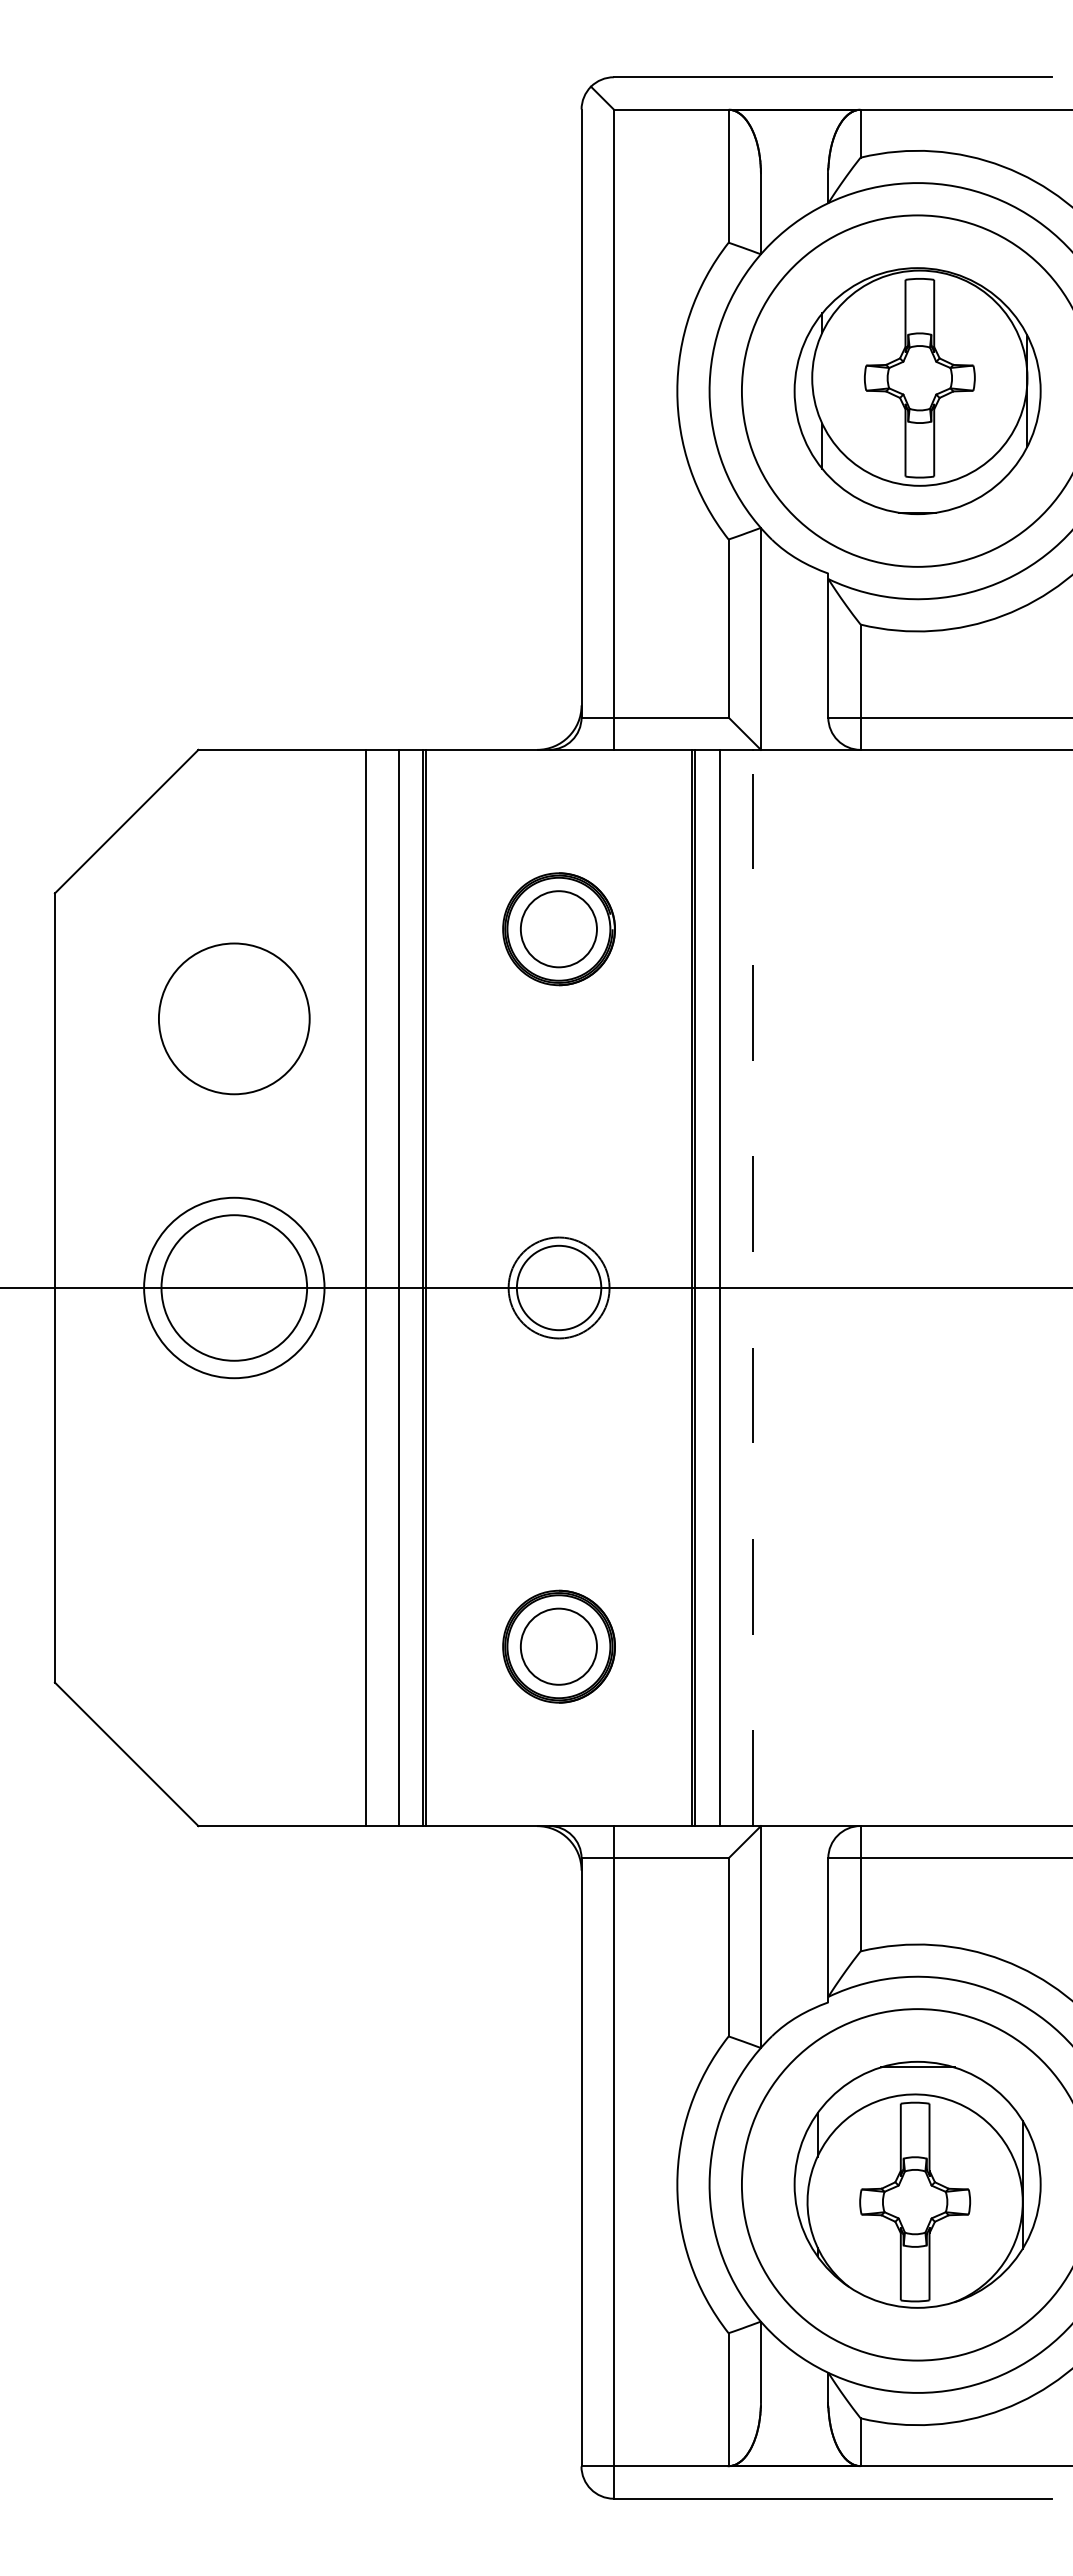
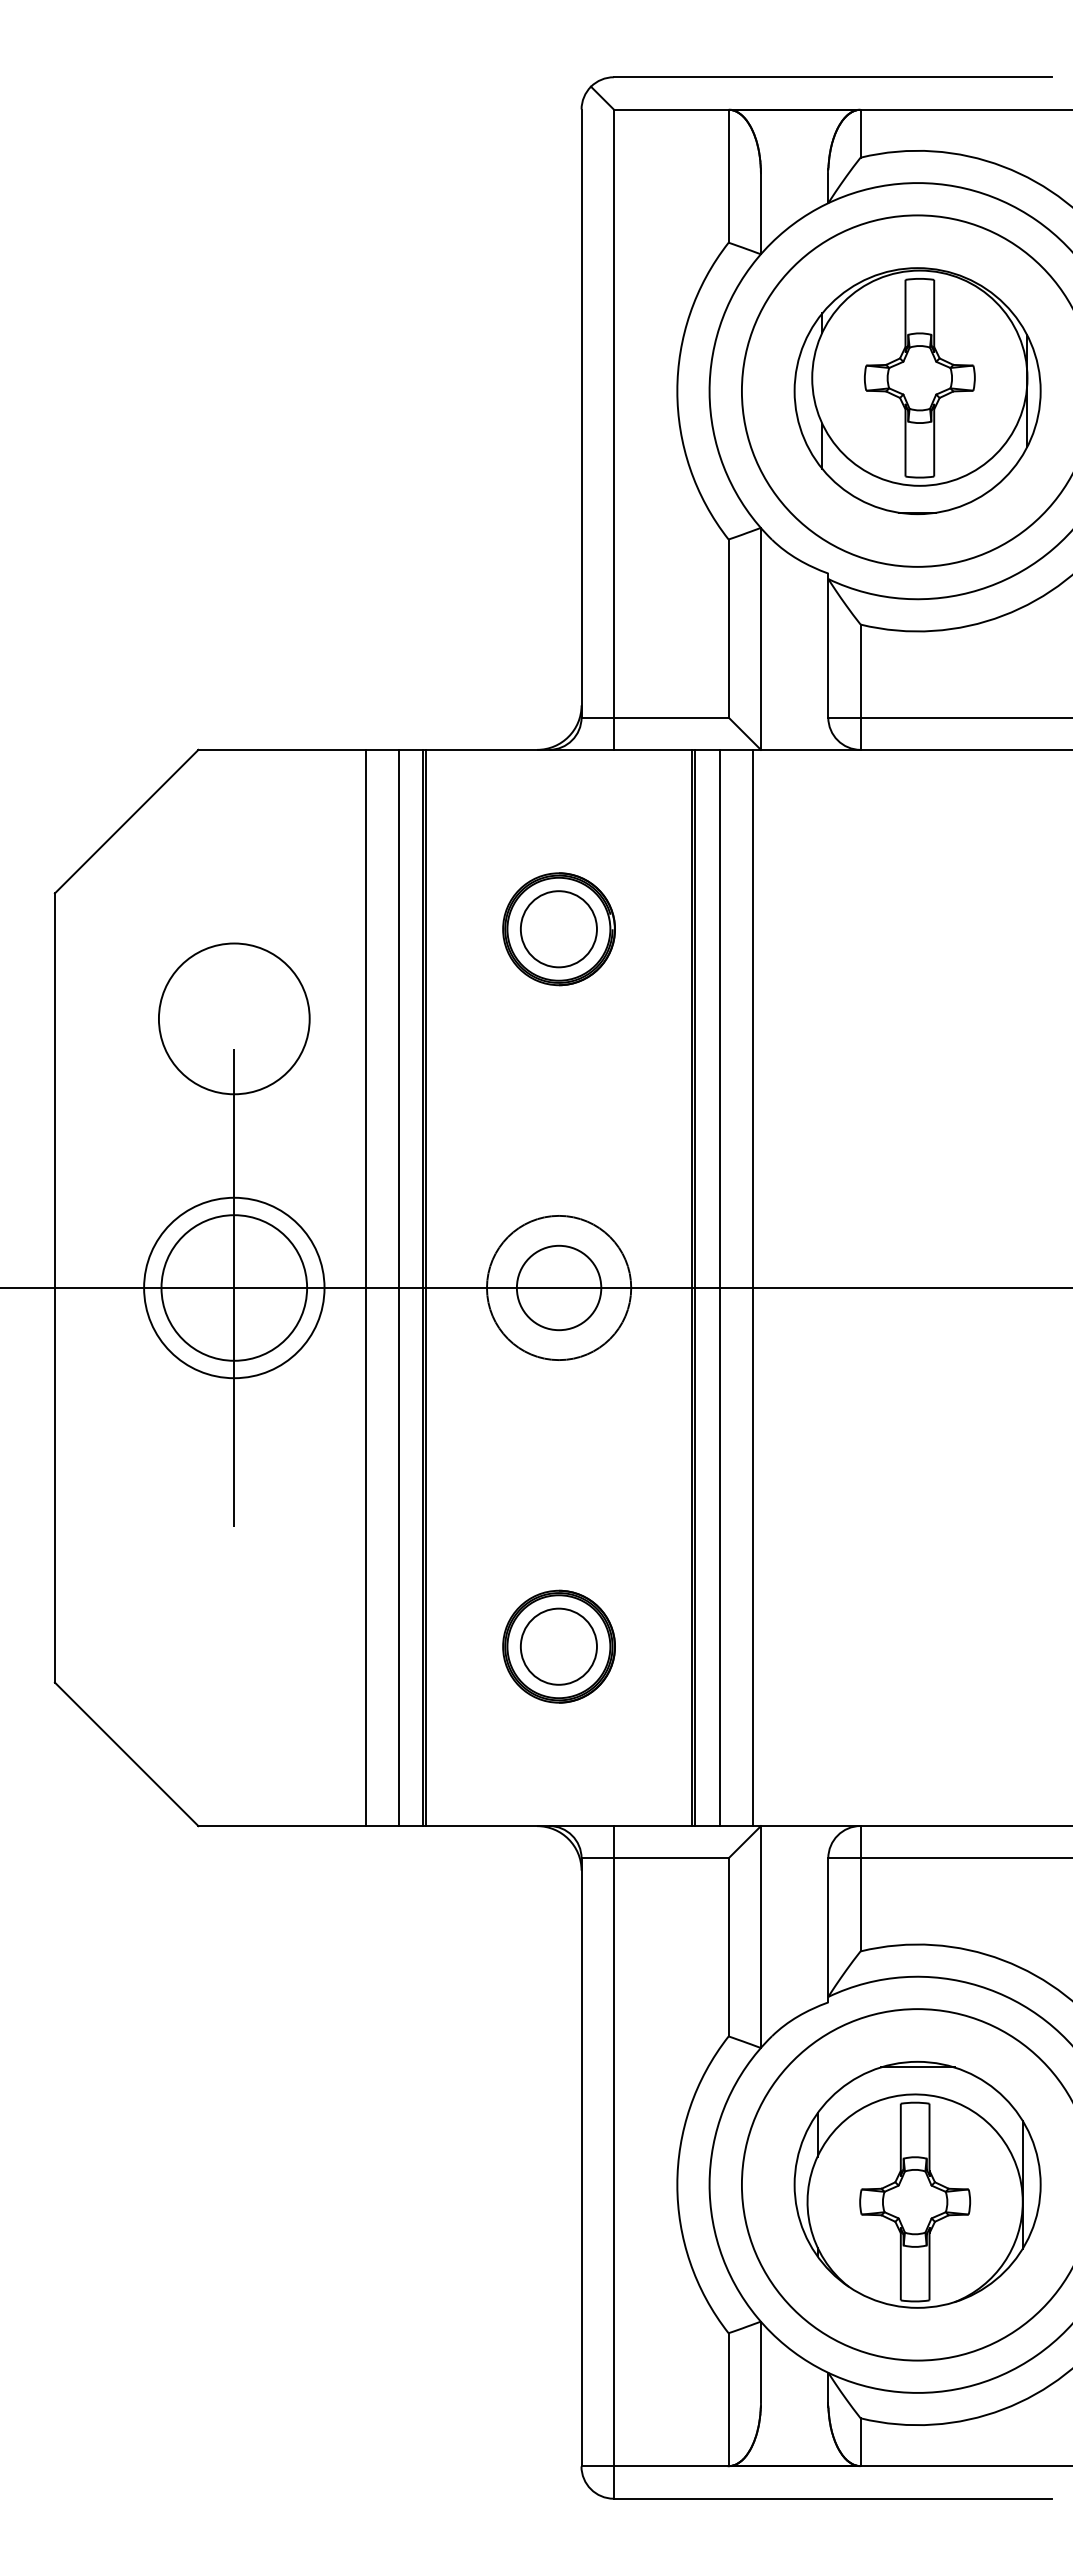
line: none -> present (234, 1287)
circle diameter: 101 px -> 144 px (558, 1287)
line: dashed -> solid (752, 1287)
